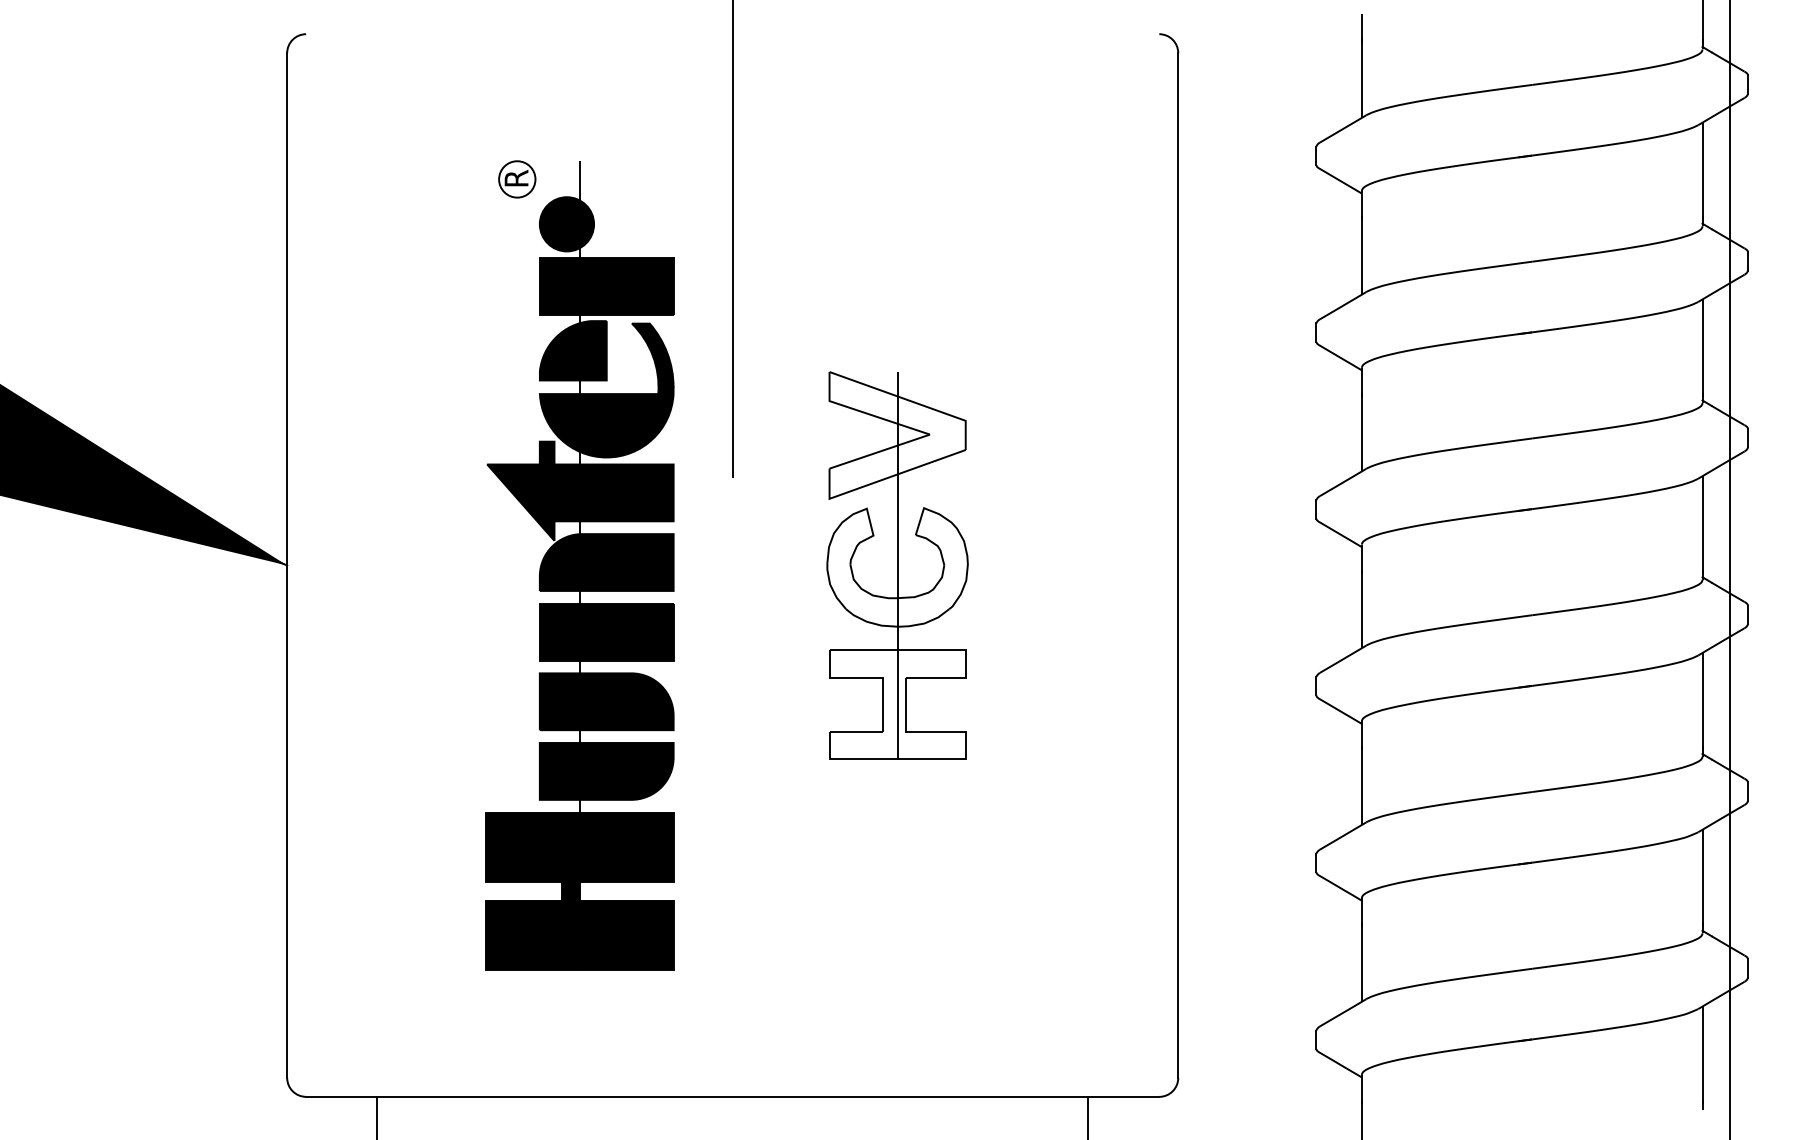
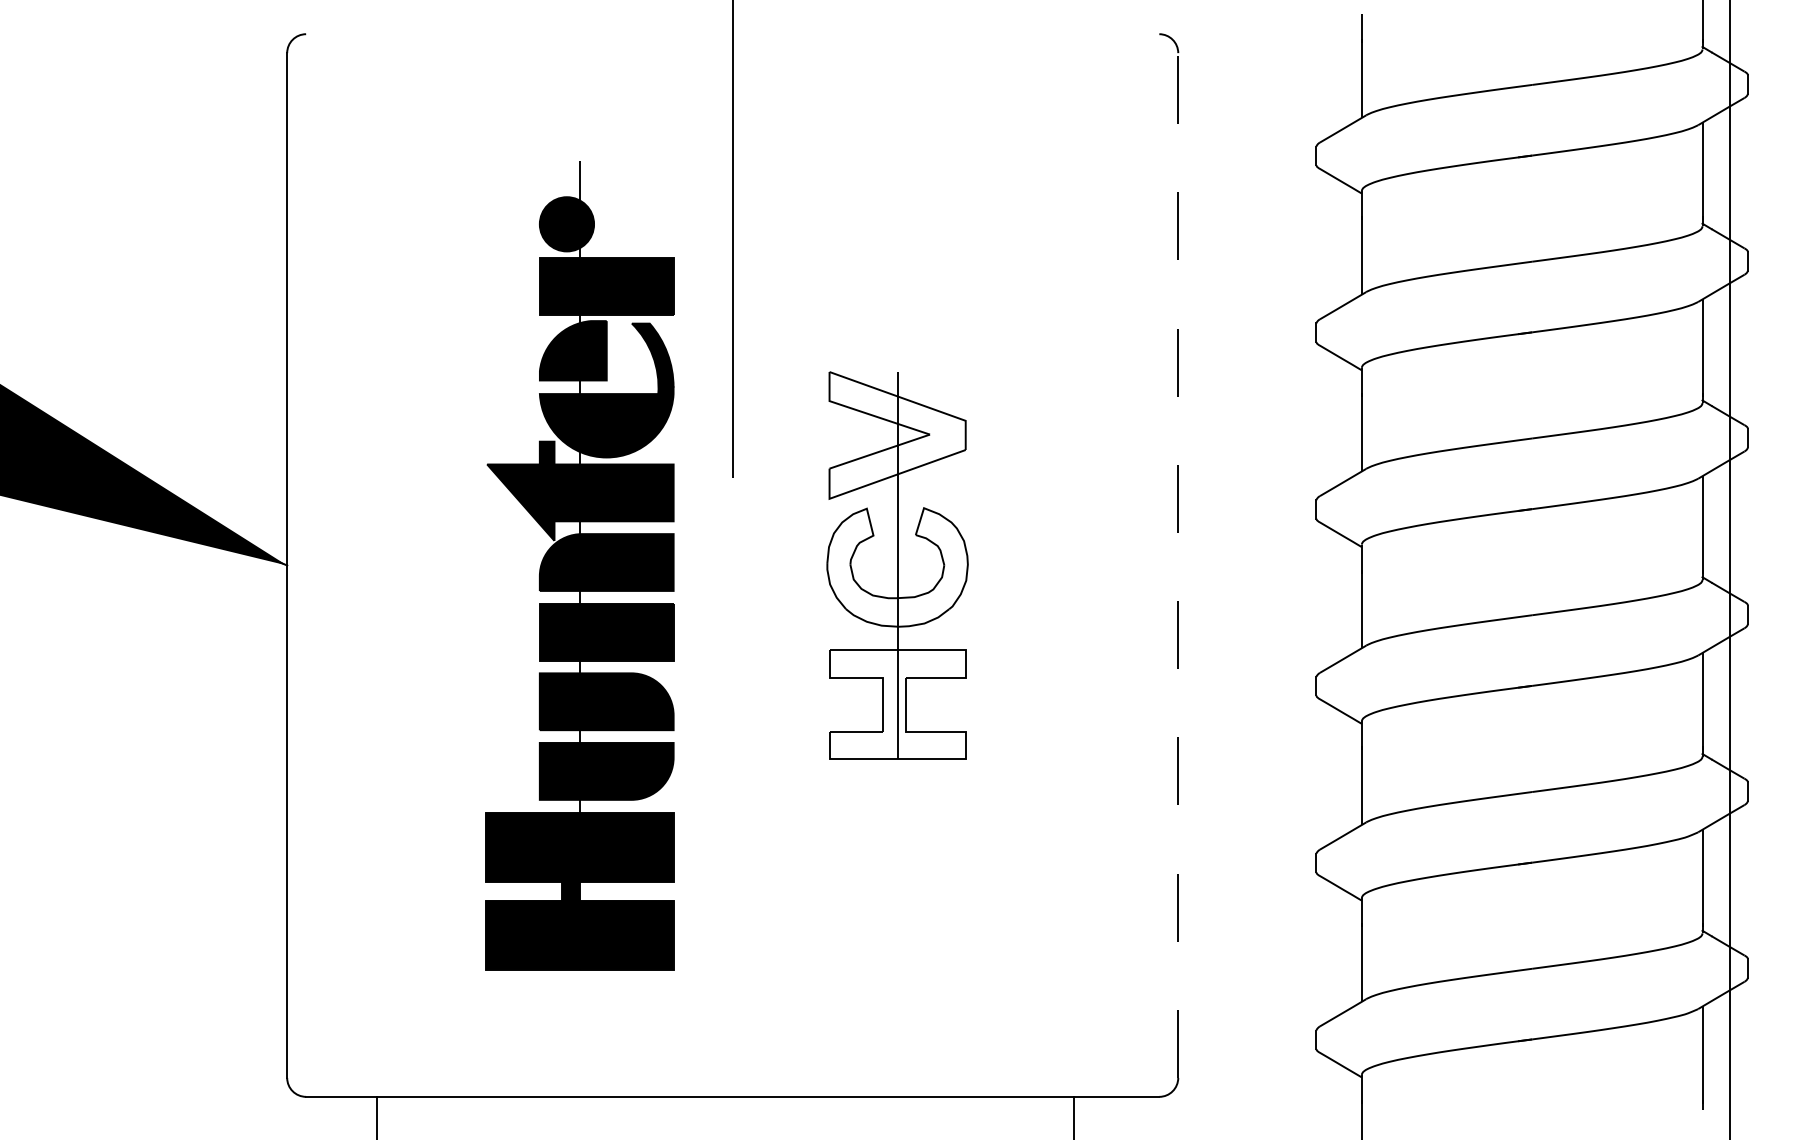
part: present -> none (517, 179)
line: solid -> dashed (1178, 565)
line position: (1088, 1116) -> (1074, 1116) (1074, 1116)
